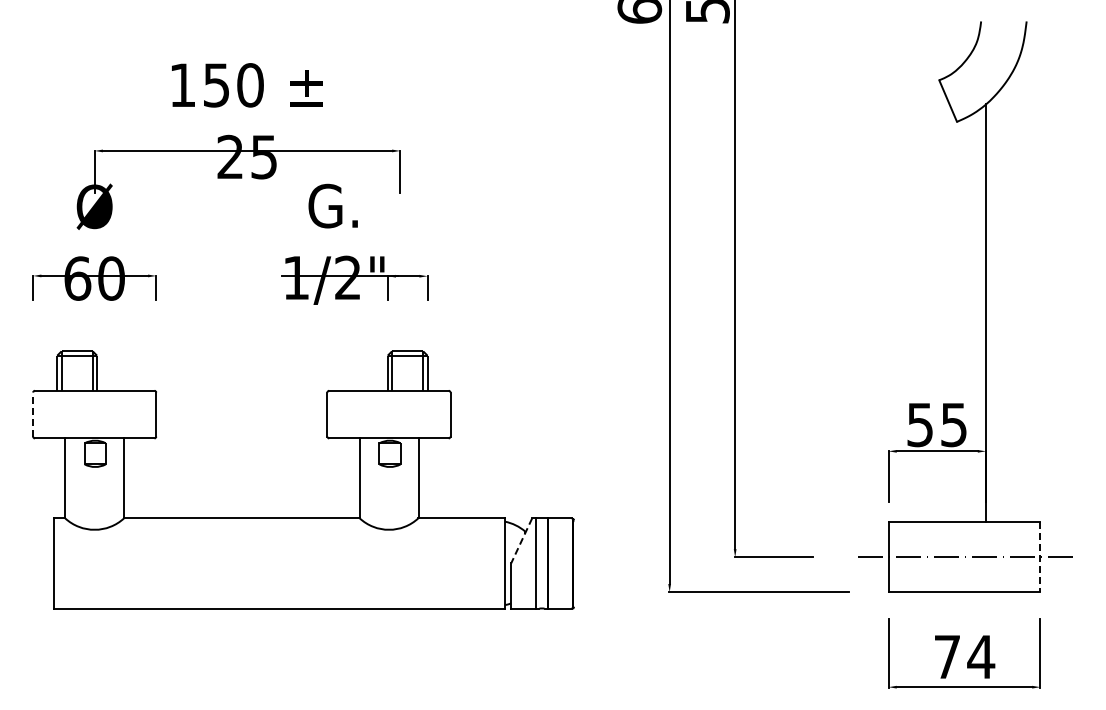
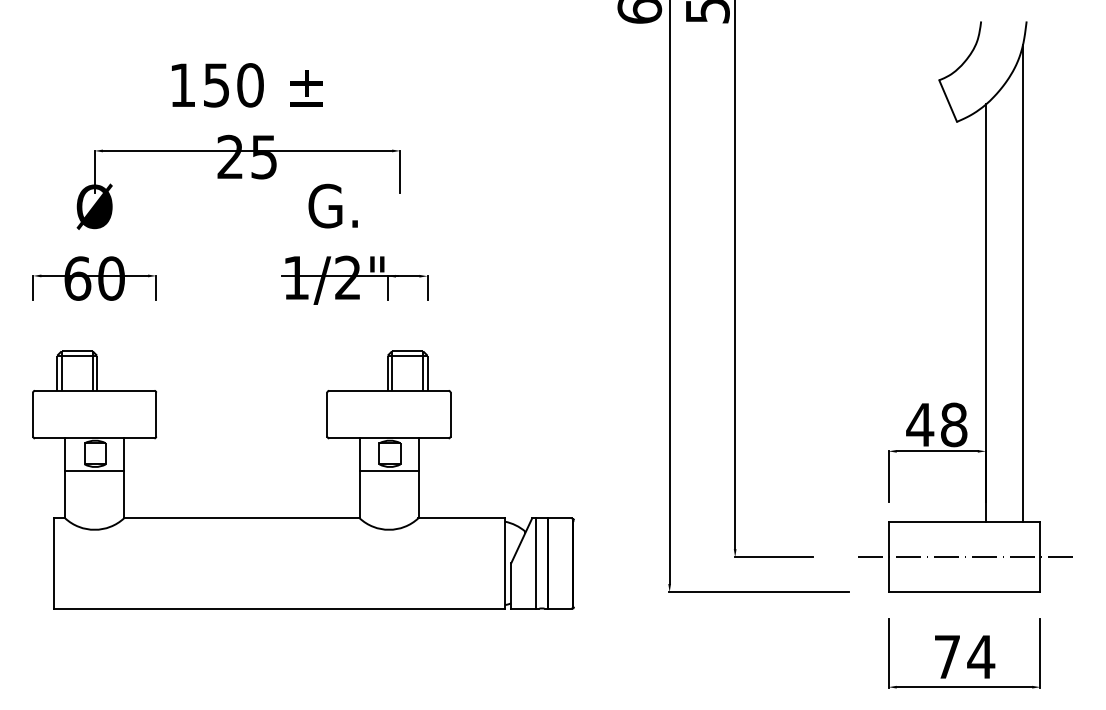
line: none -> present (1022, 283)
line: dashed -> solid (33, 414)
text: 55 -> 48 (936, 424)
line: none -> present (388, 470)
line: none -> present (94, 471)
line: dashed -> solid (521, 540)
line: dashed -> solid (1040, 557)
